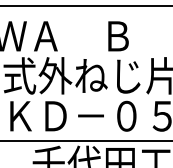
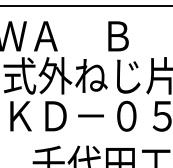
line: present -> none (85, 140)
